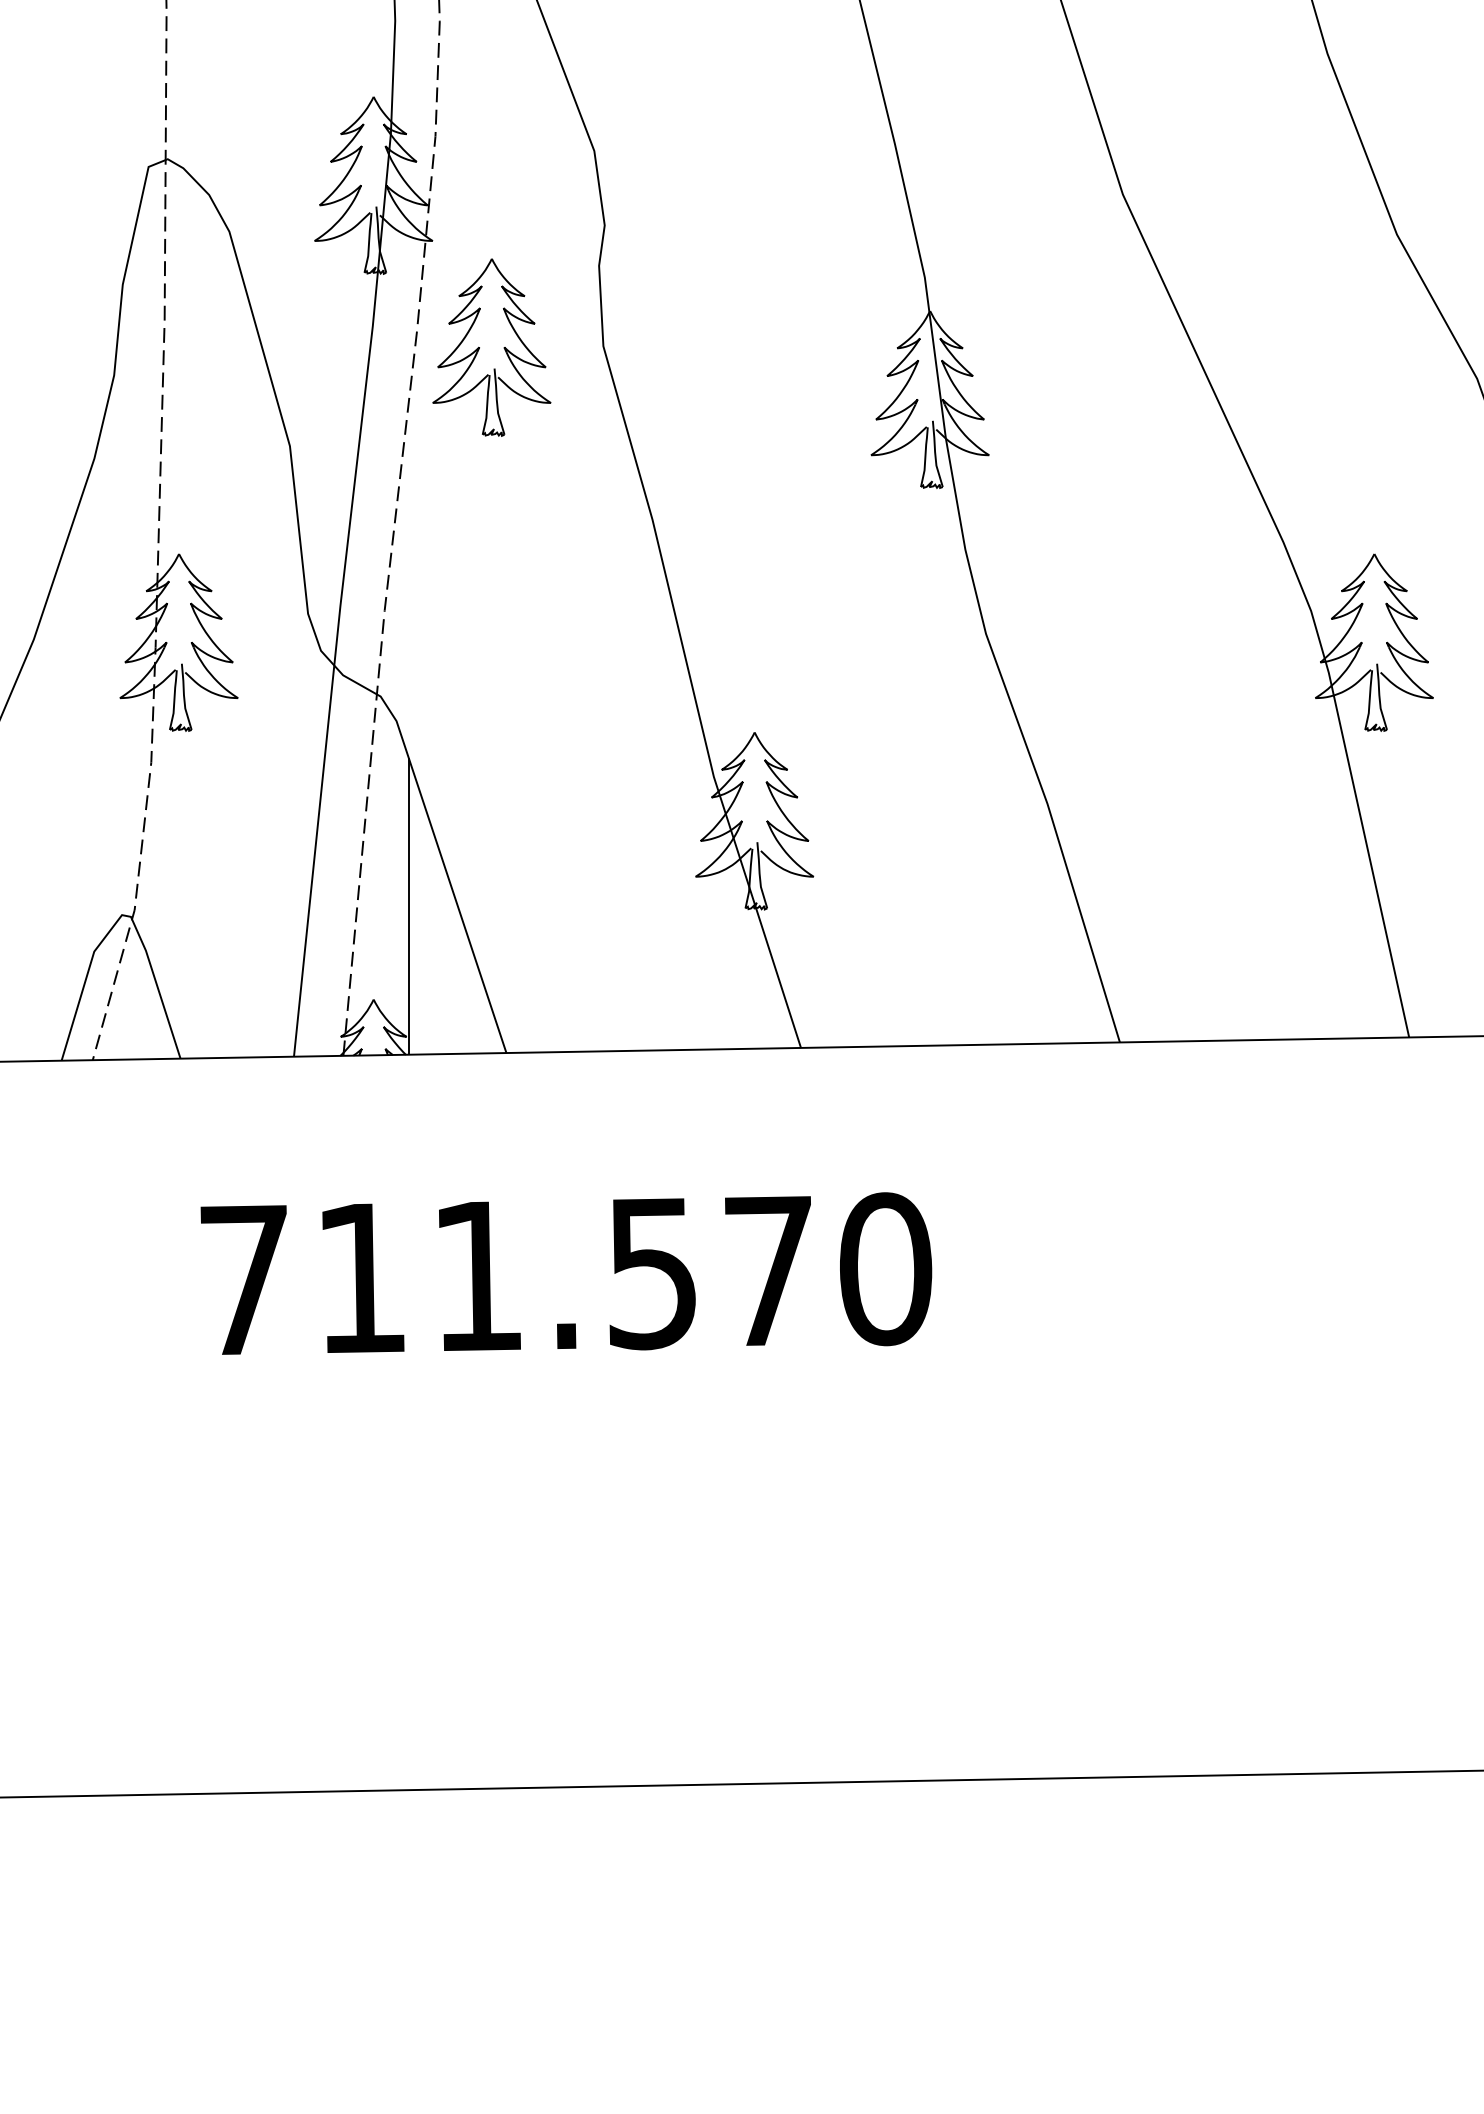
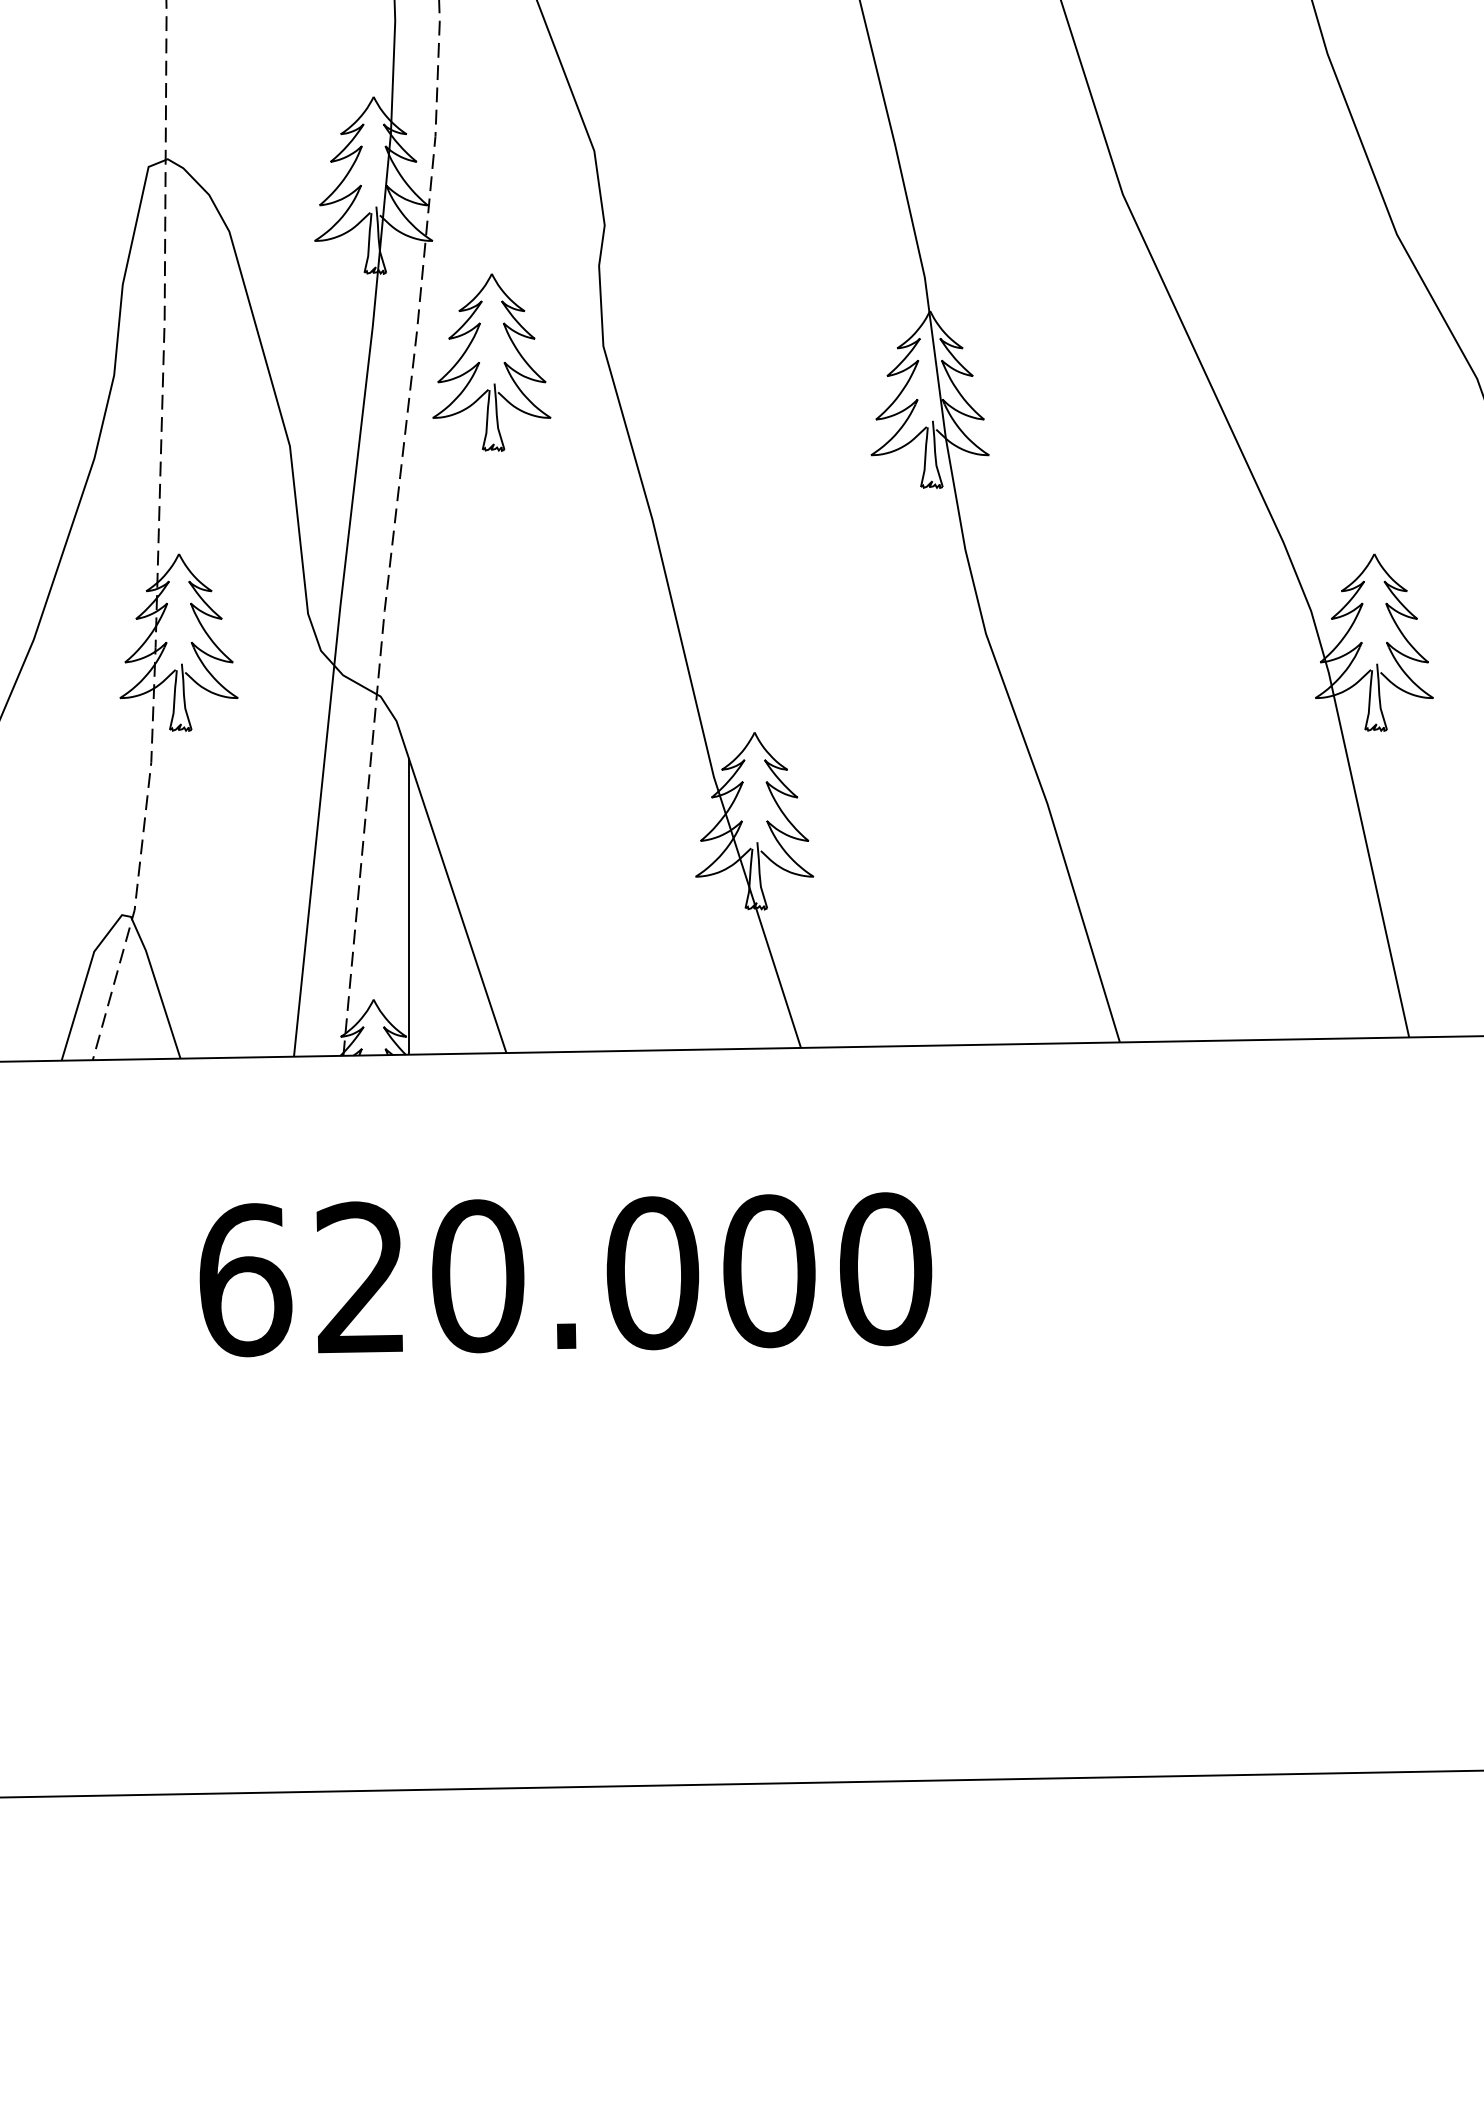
part position: (491, 347) -> (491, 362) (491, 362)
text: 711.570 -> 620.000 (507, 1275)
